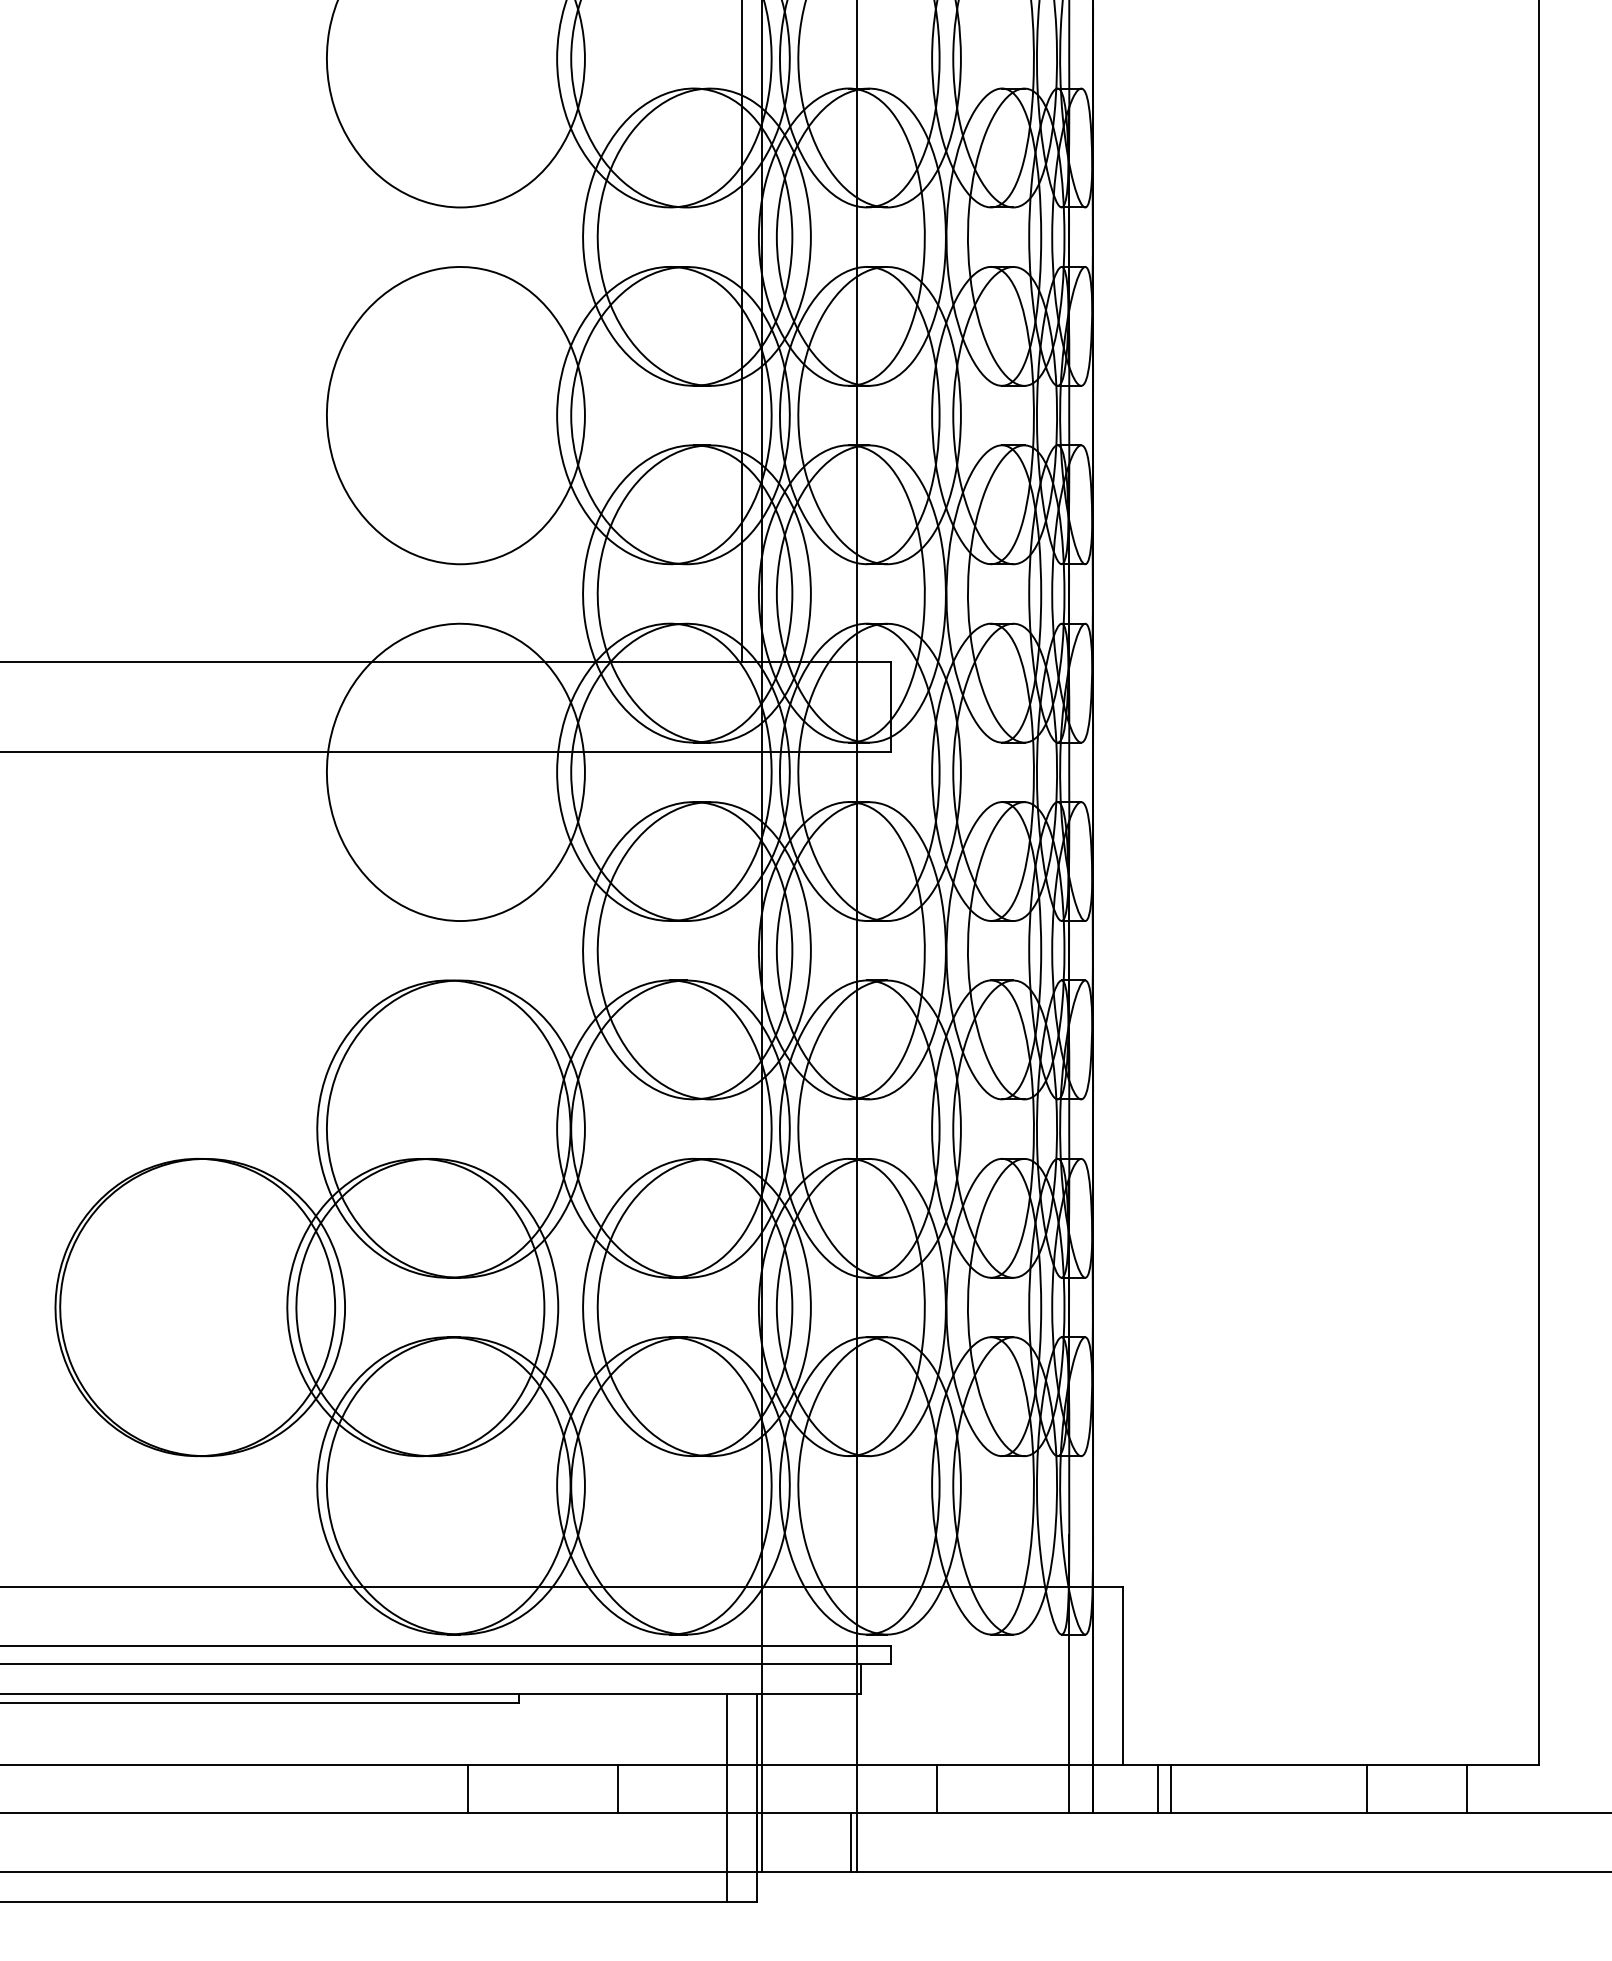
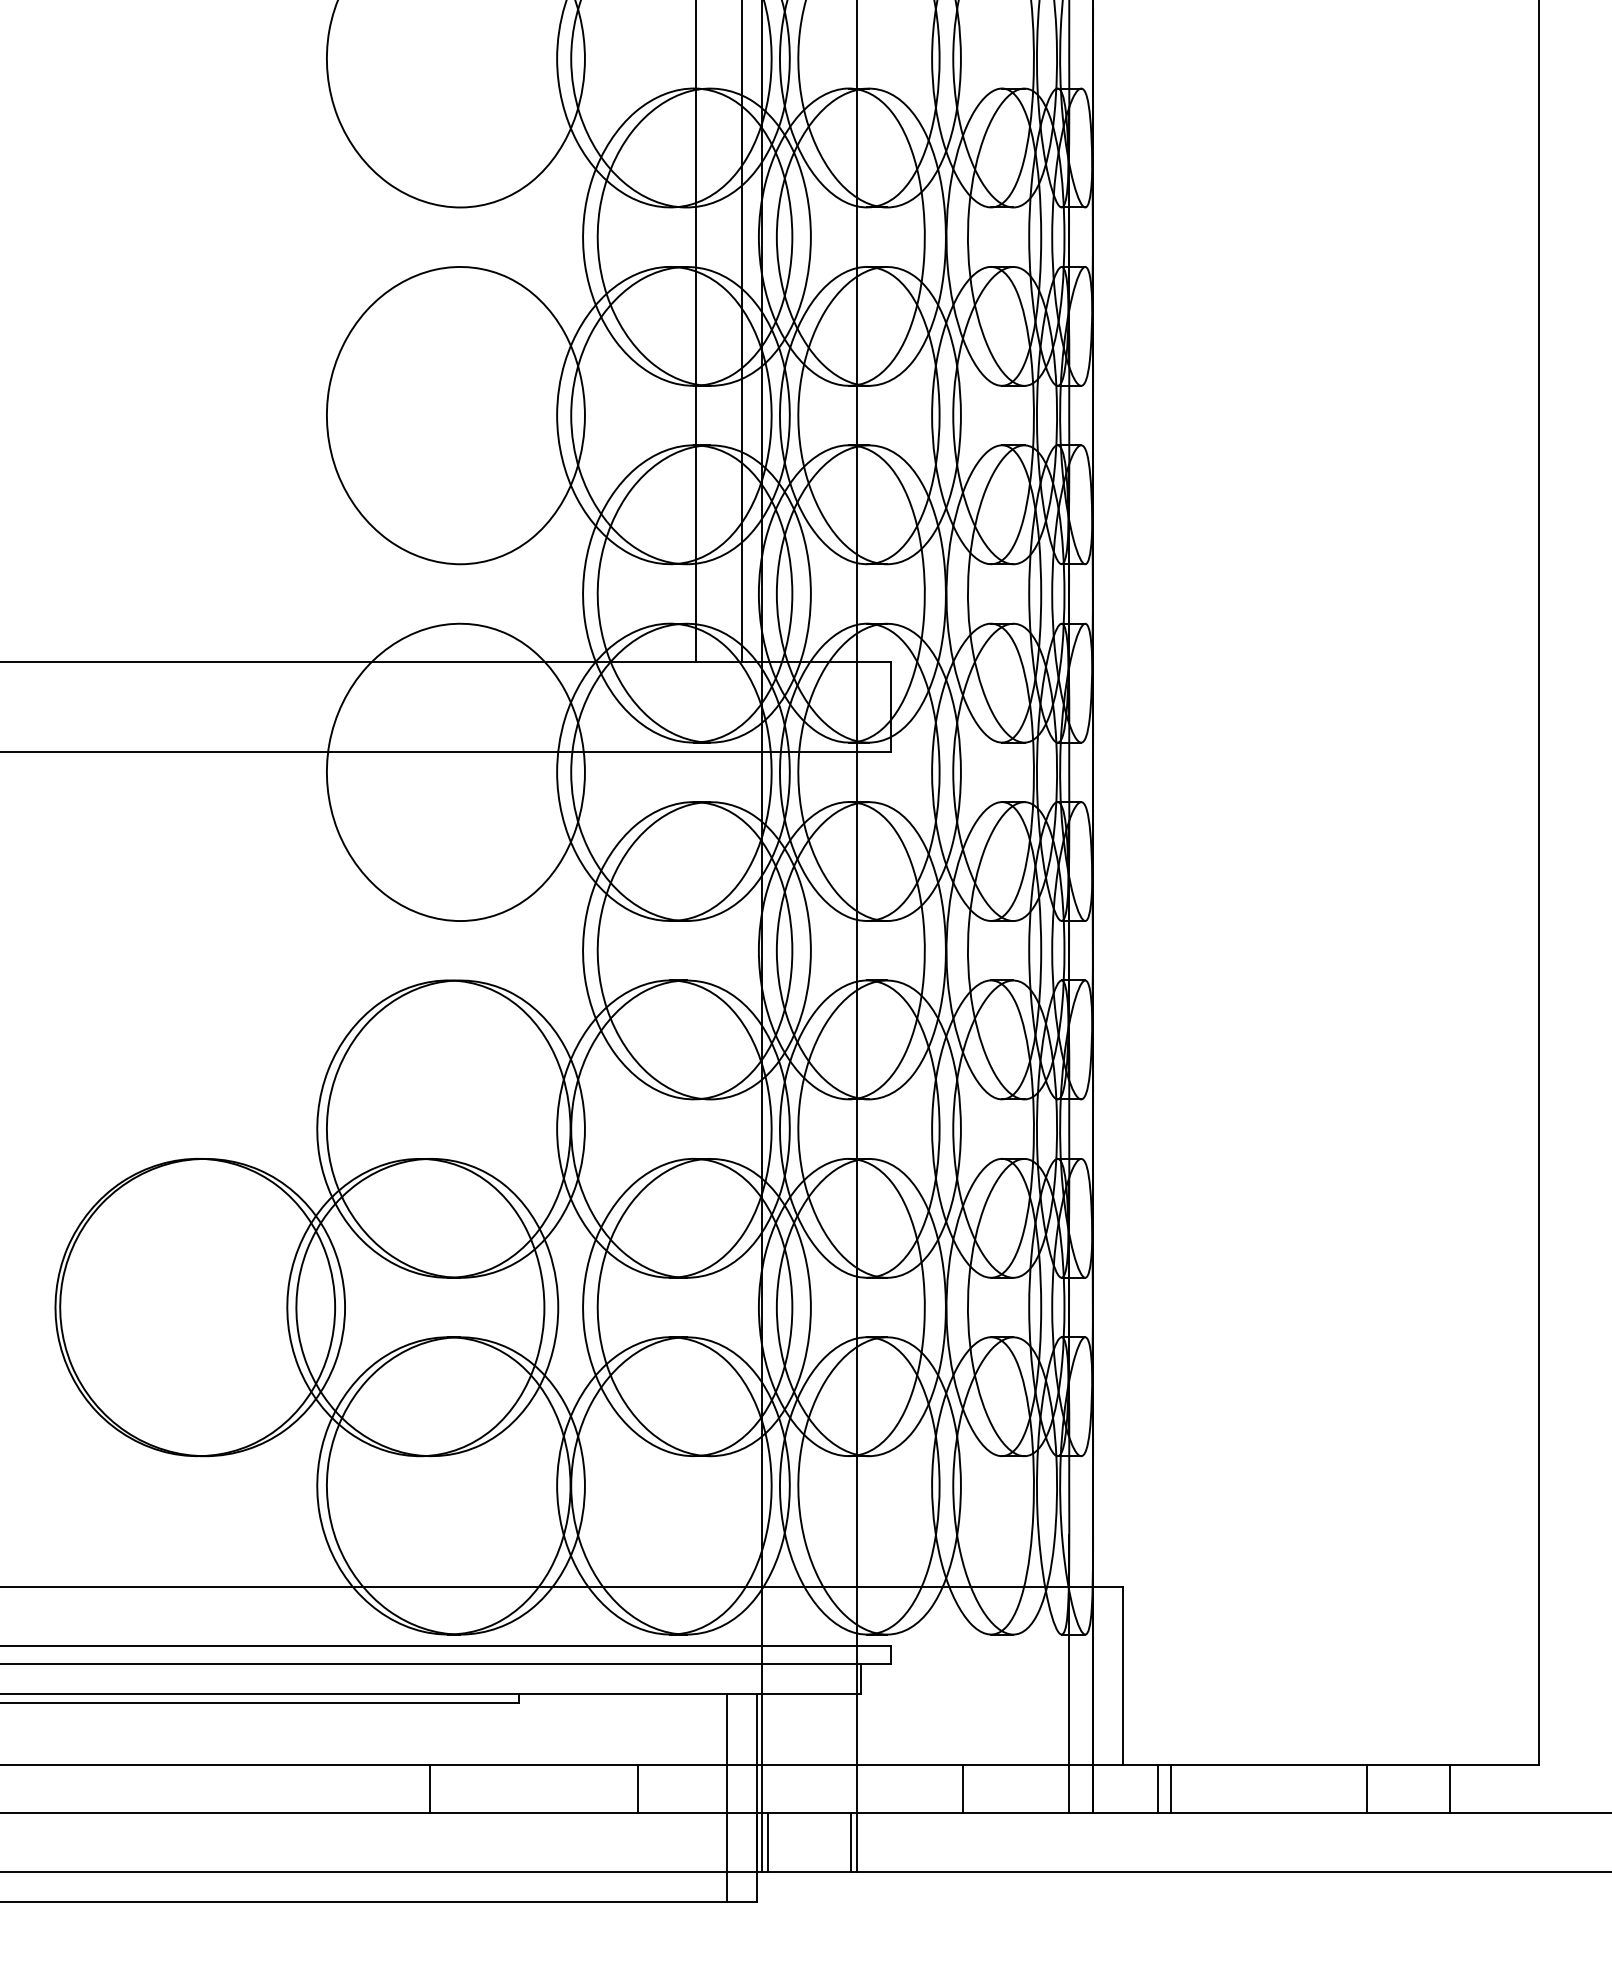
line: none -> present (696, 332)
line position: (468, 1788) -> (430, 1788) (430, 1788)
line position: (618, 1788) -> (638, 1788) (638, 1788)
line position: (937, 1788) -> (963, 1788) (963, 1788)
line position: (1466, 1788) -> (1449, 1788) (1449, 1788)
line: none -> present (768, 1842)
